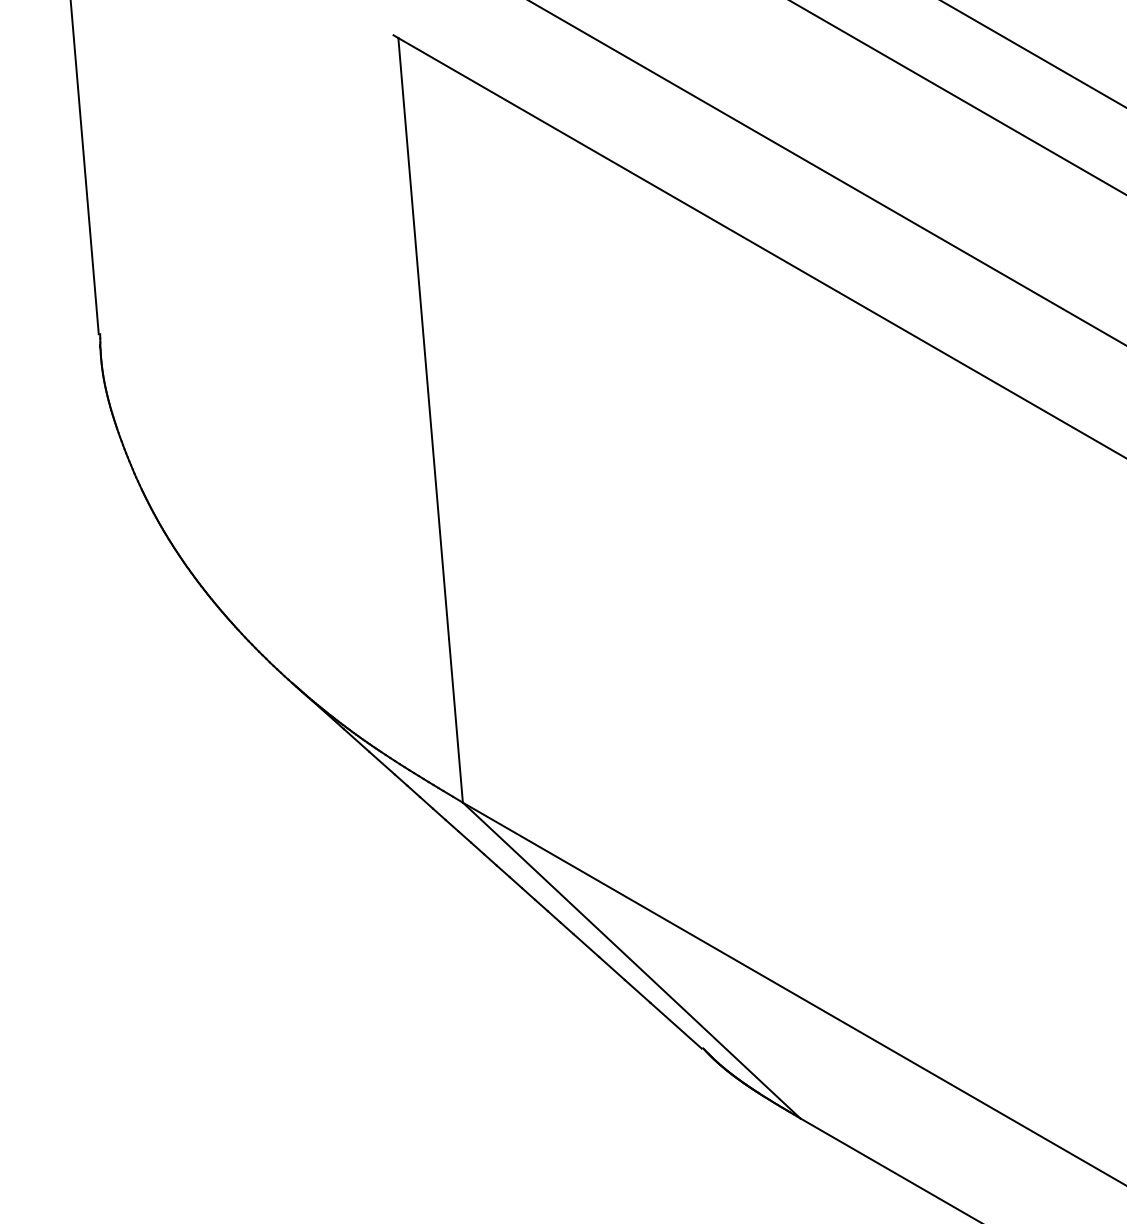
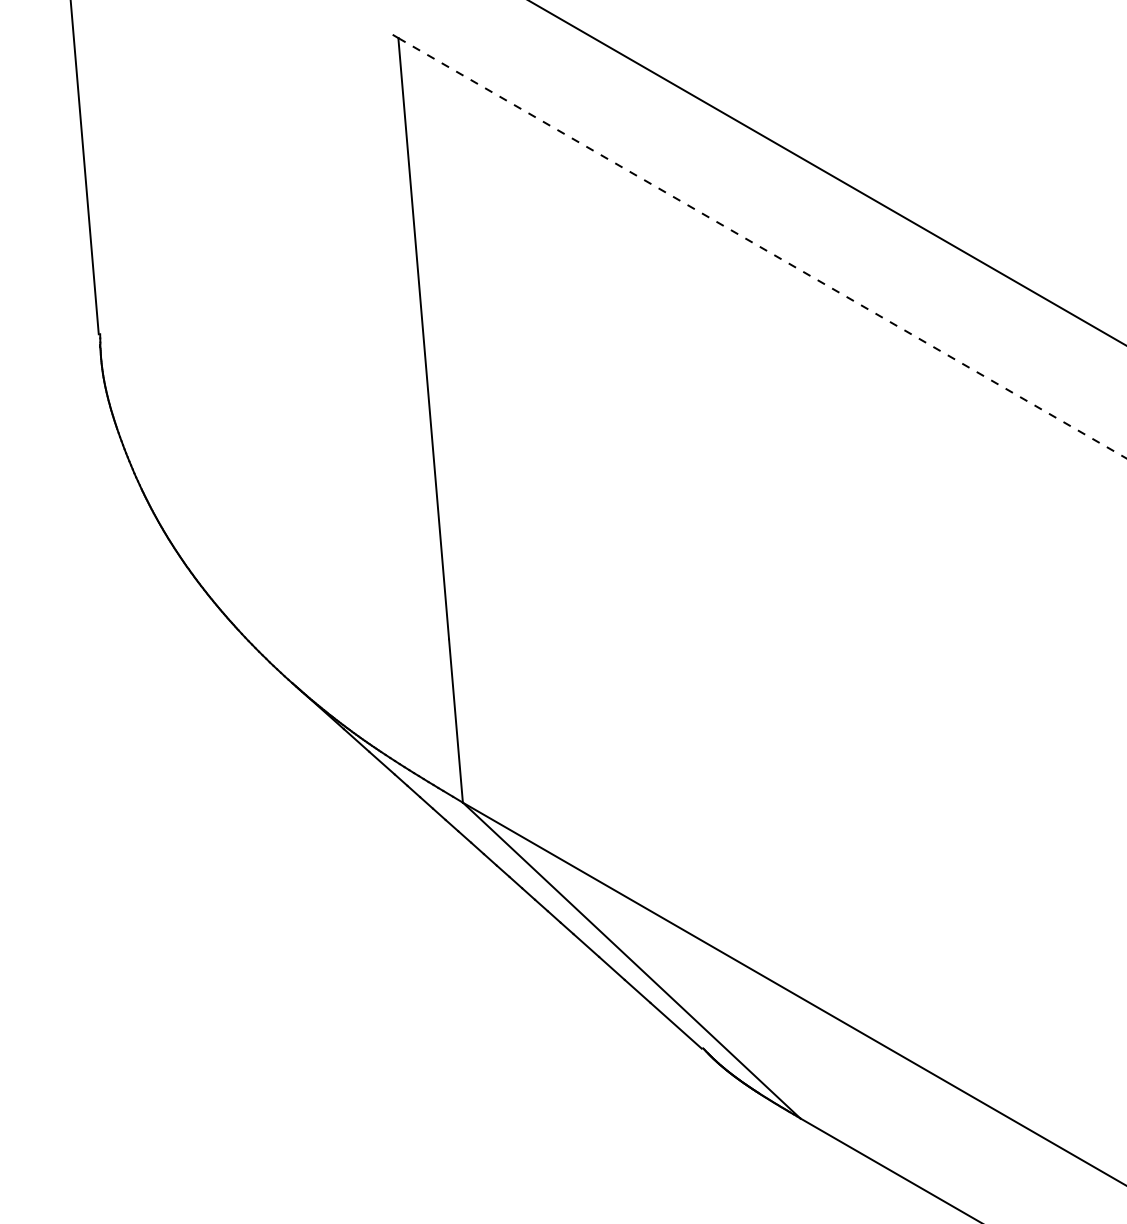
line: present -> none (1033, 54)
line: present -> none (957, 97)
line: solid -> dashed (762, 248)
